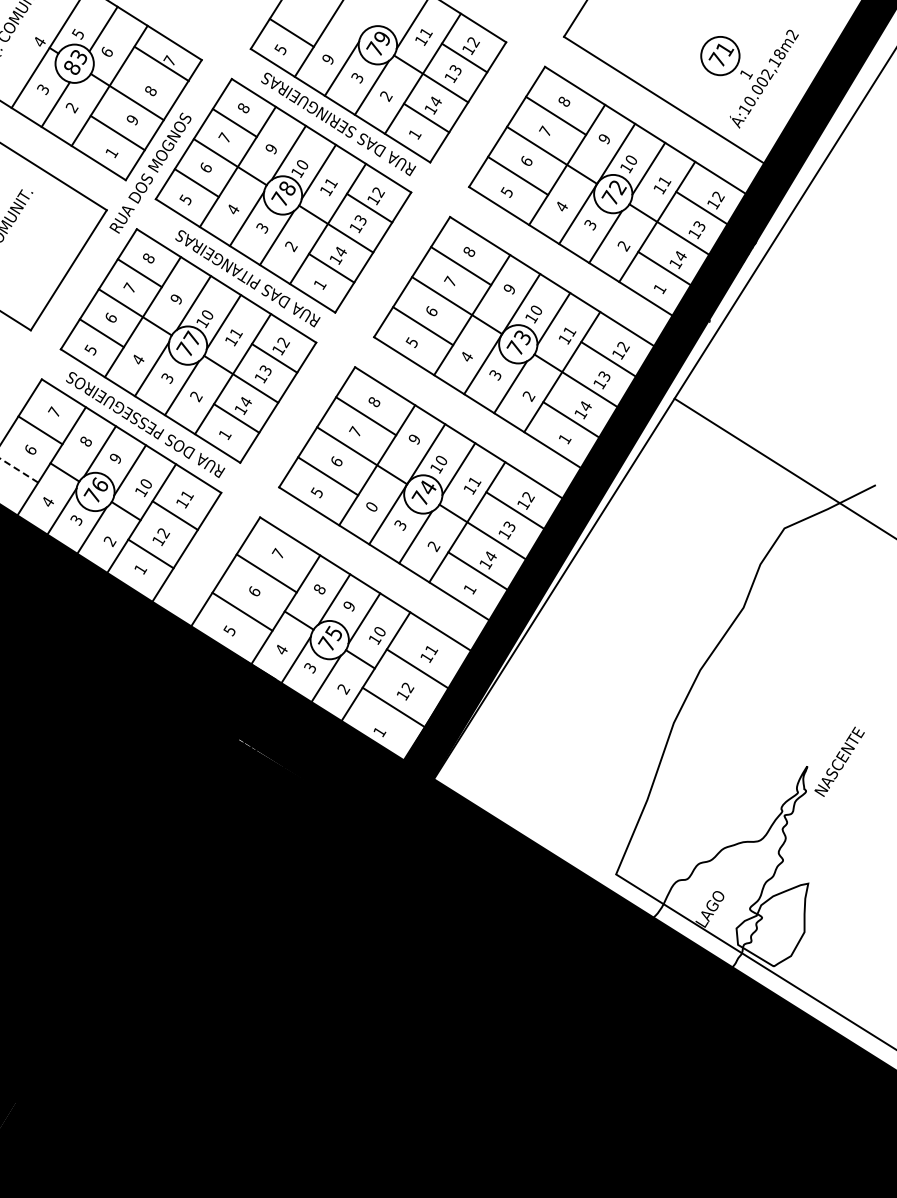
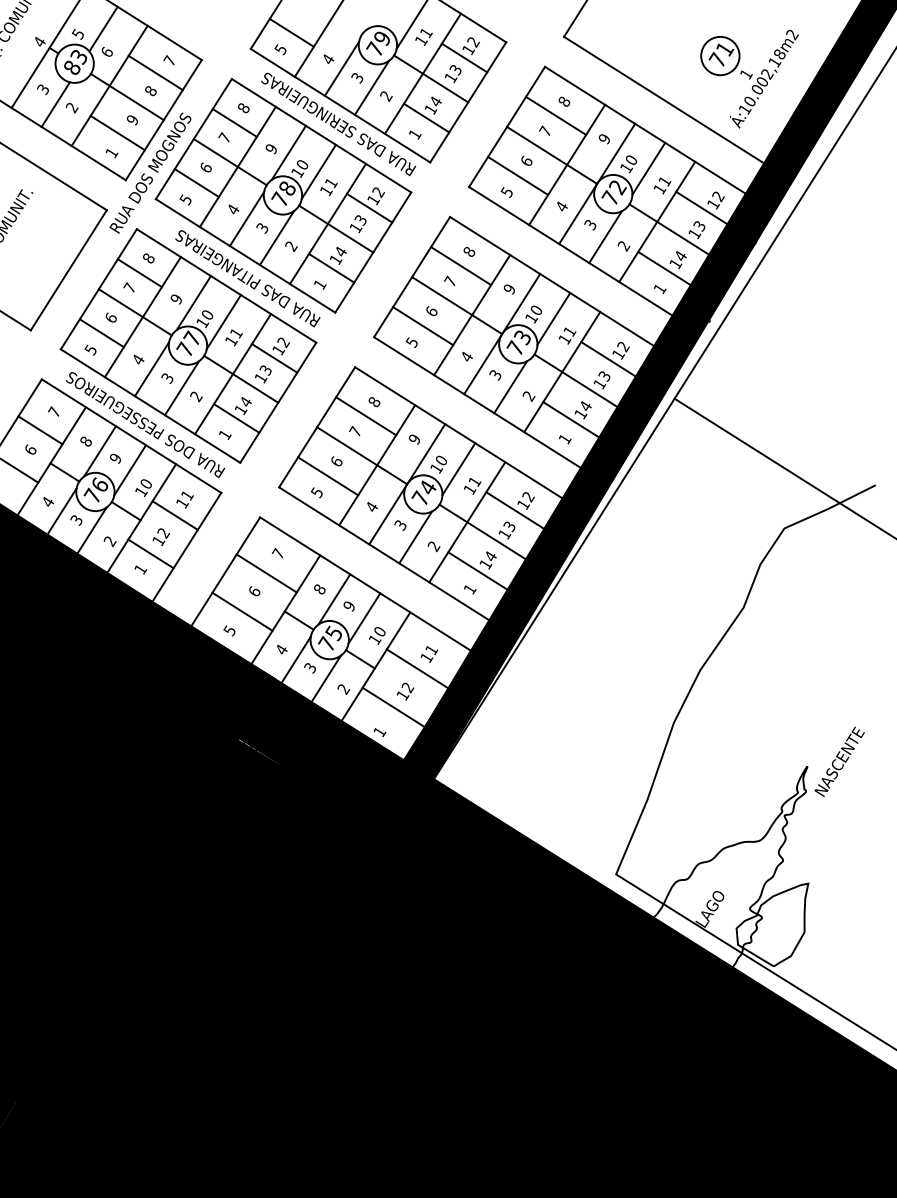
text: 9 -> 4 (328, 59)
line position: (161, 63) -> (155, 72) (155, 72)
line: dashed -> solid (19, 470)
text: 0 -> 4 (371, 506)
